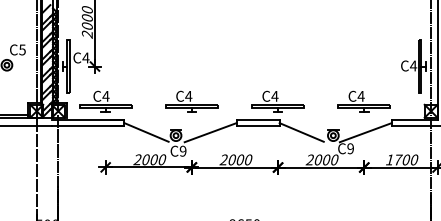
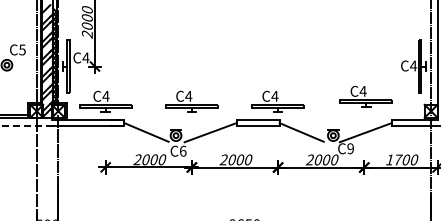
part position: (363, 101) -> (365, 96) (365, 96)
line: solid -> dashed (26, 126)
text: C9 -> C6 (182, 150)
